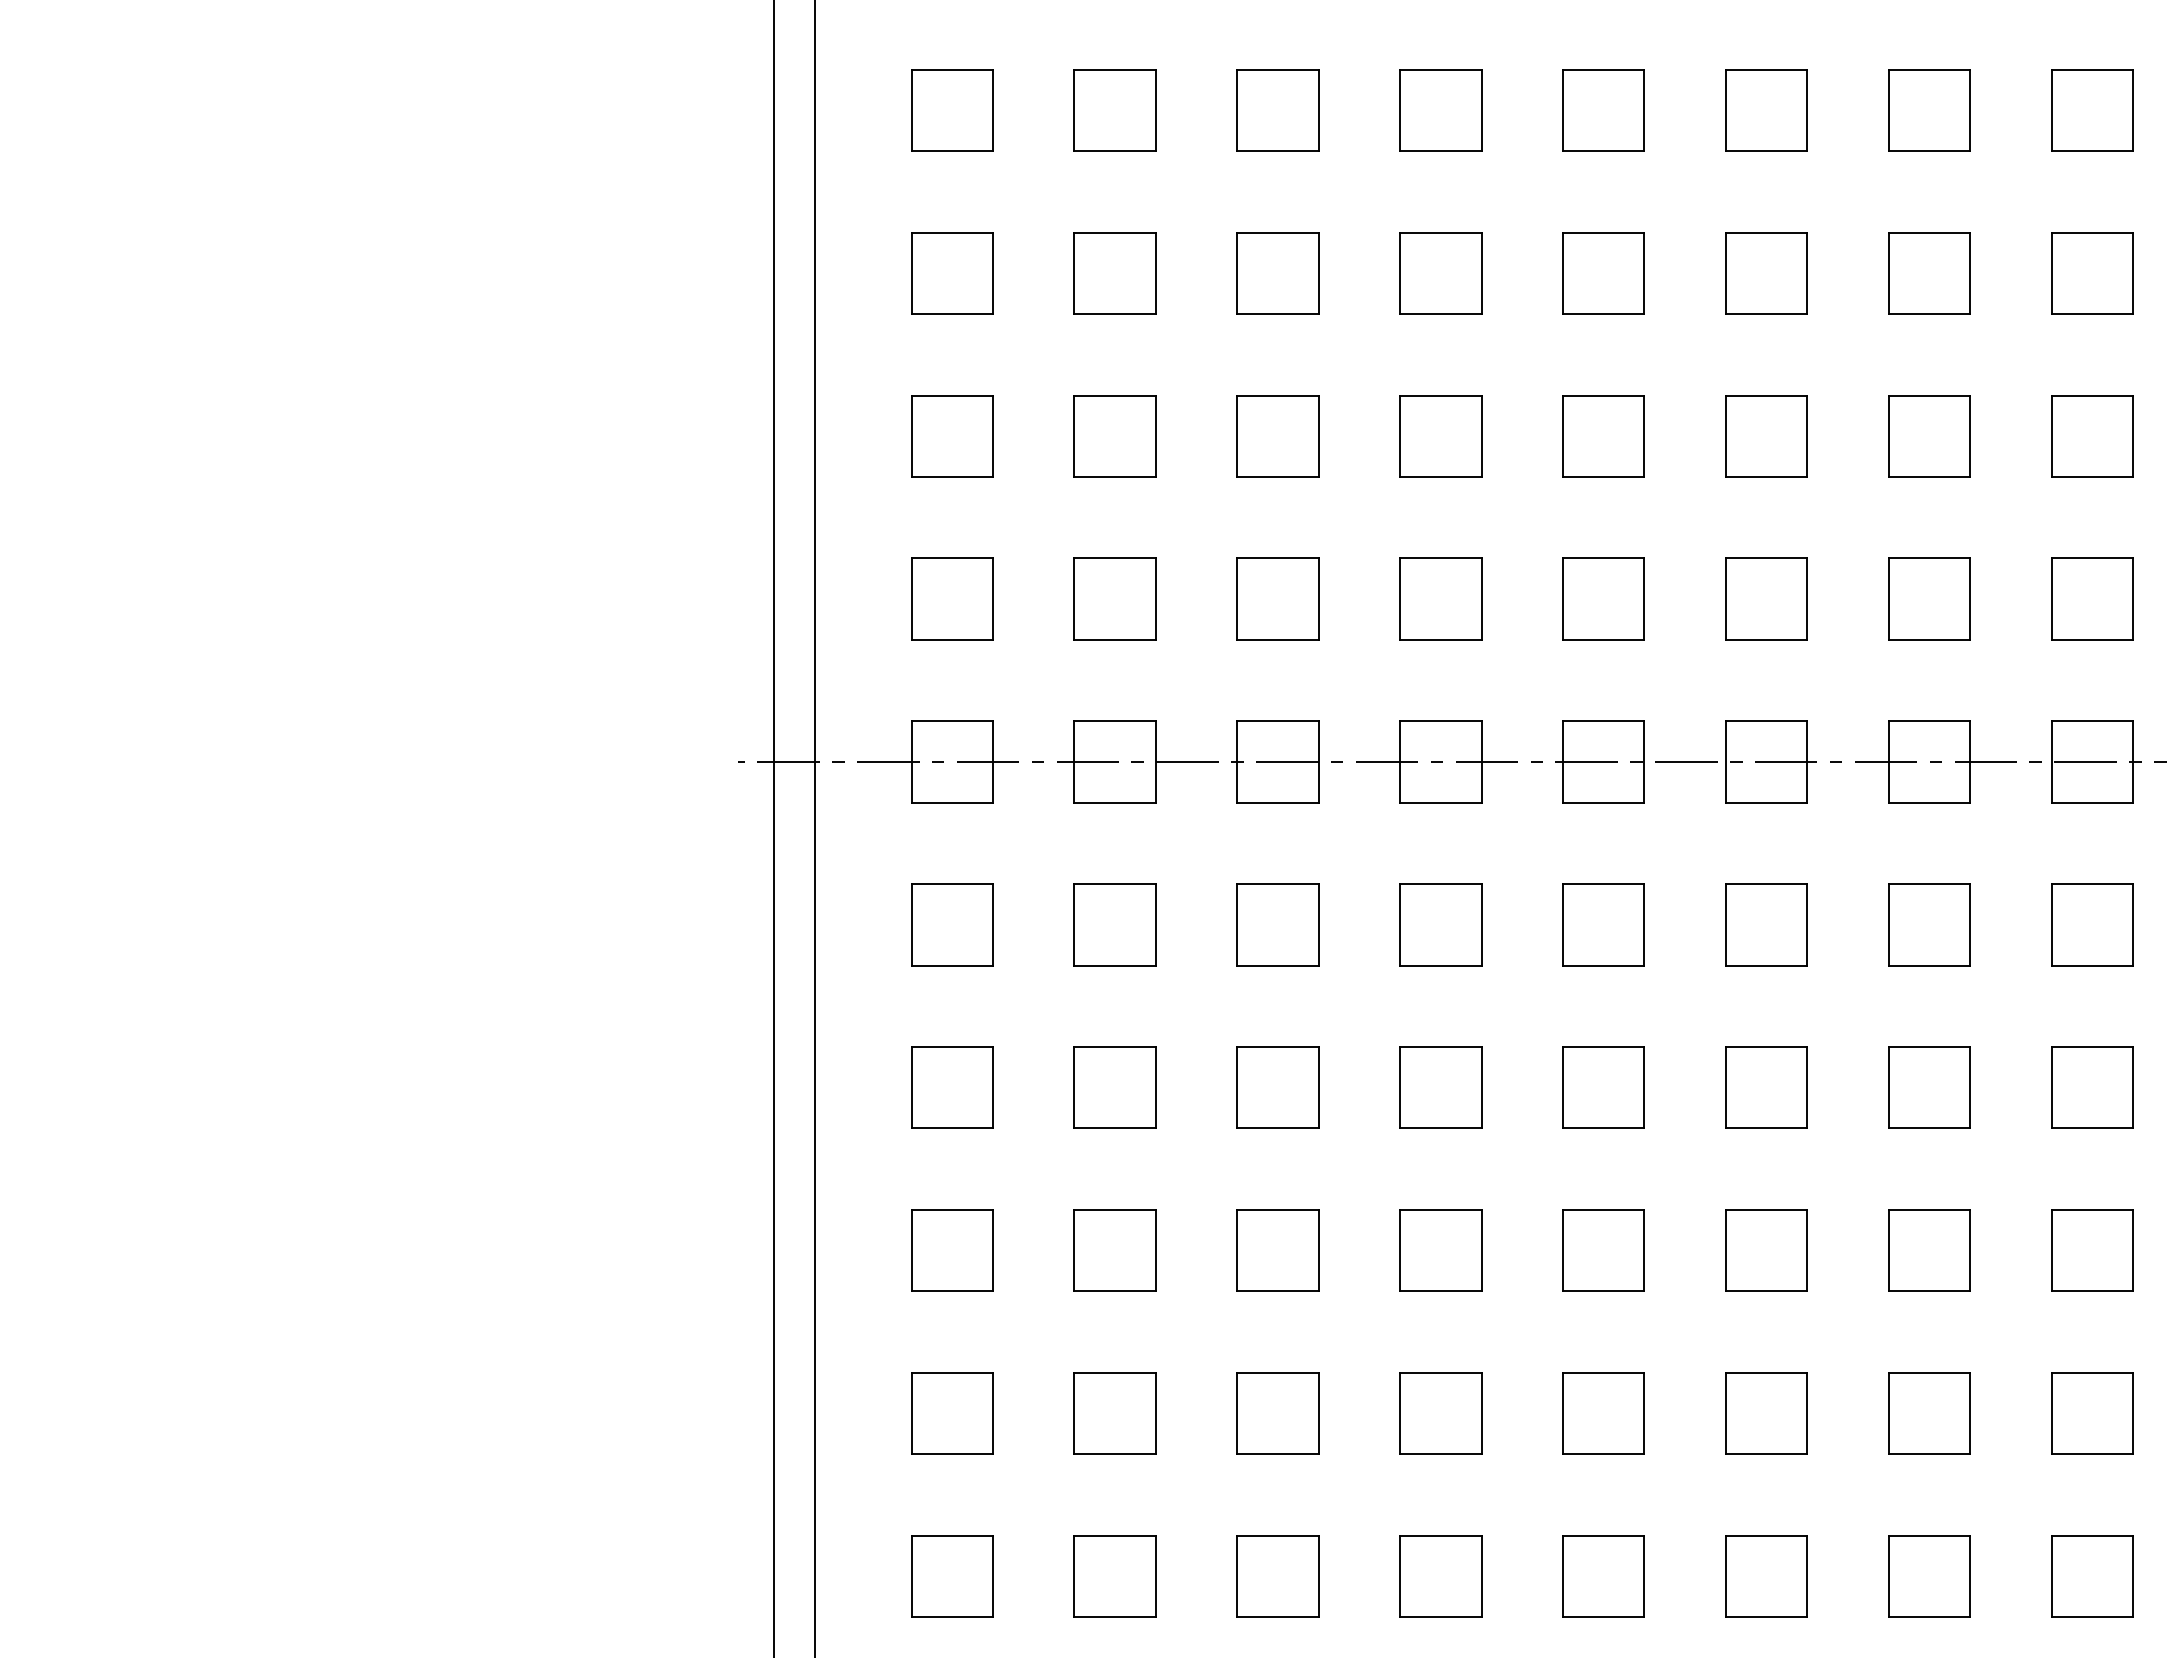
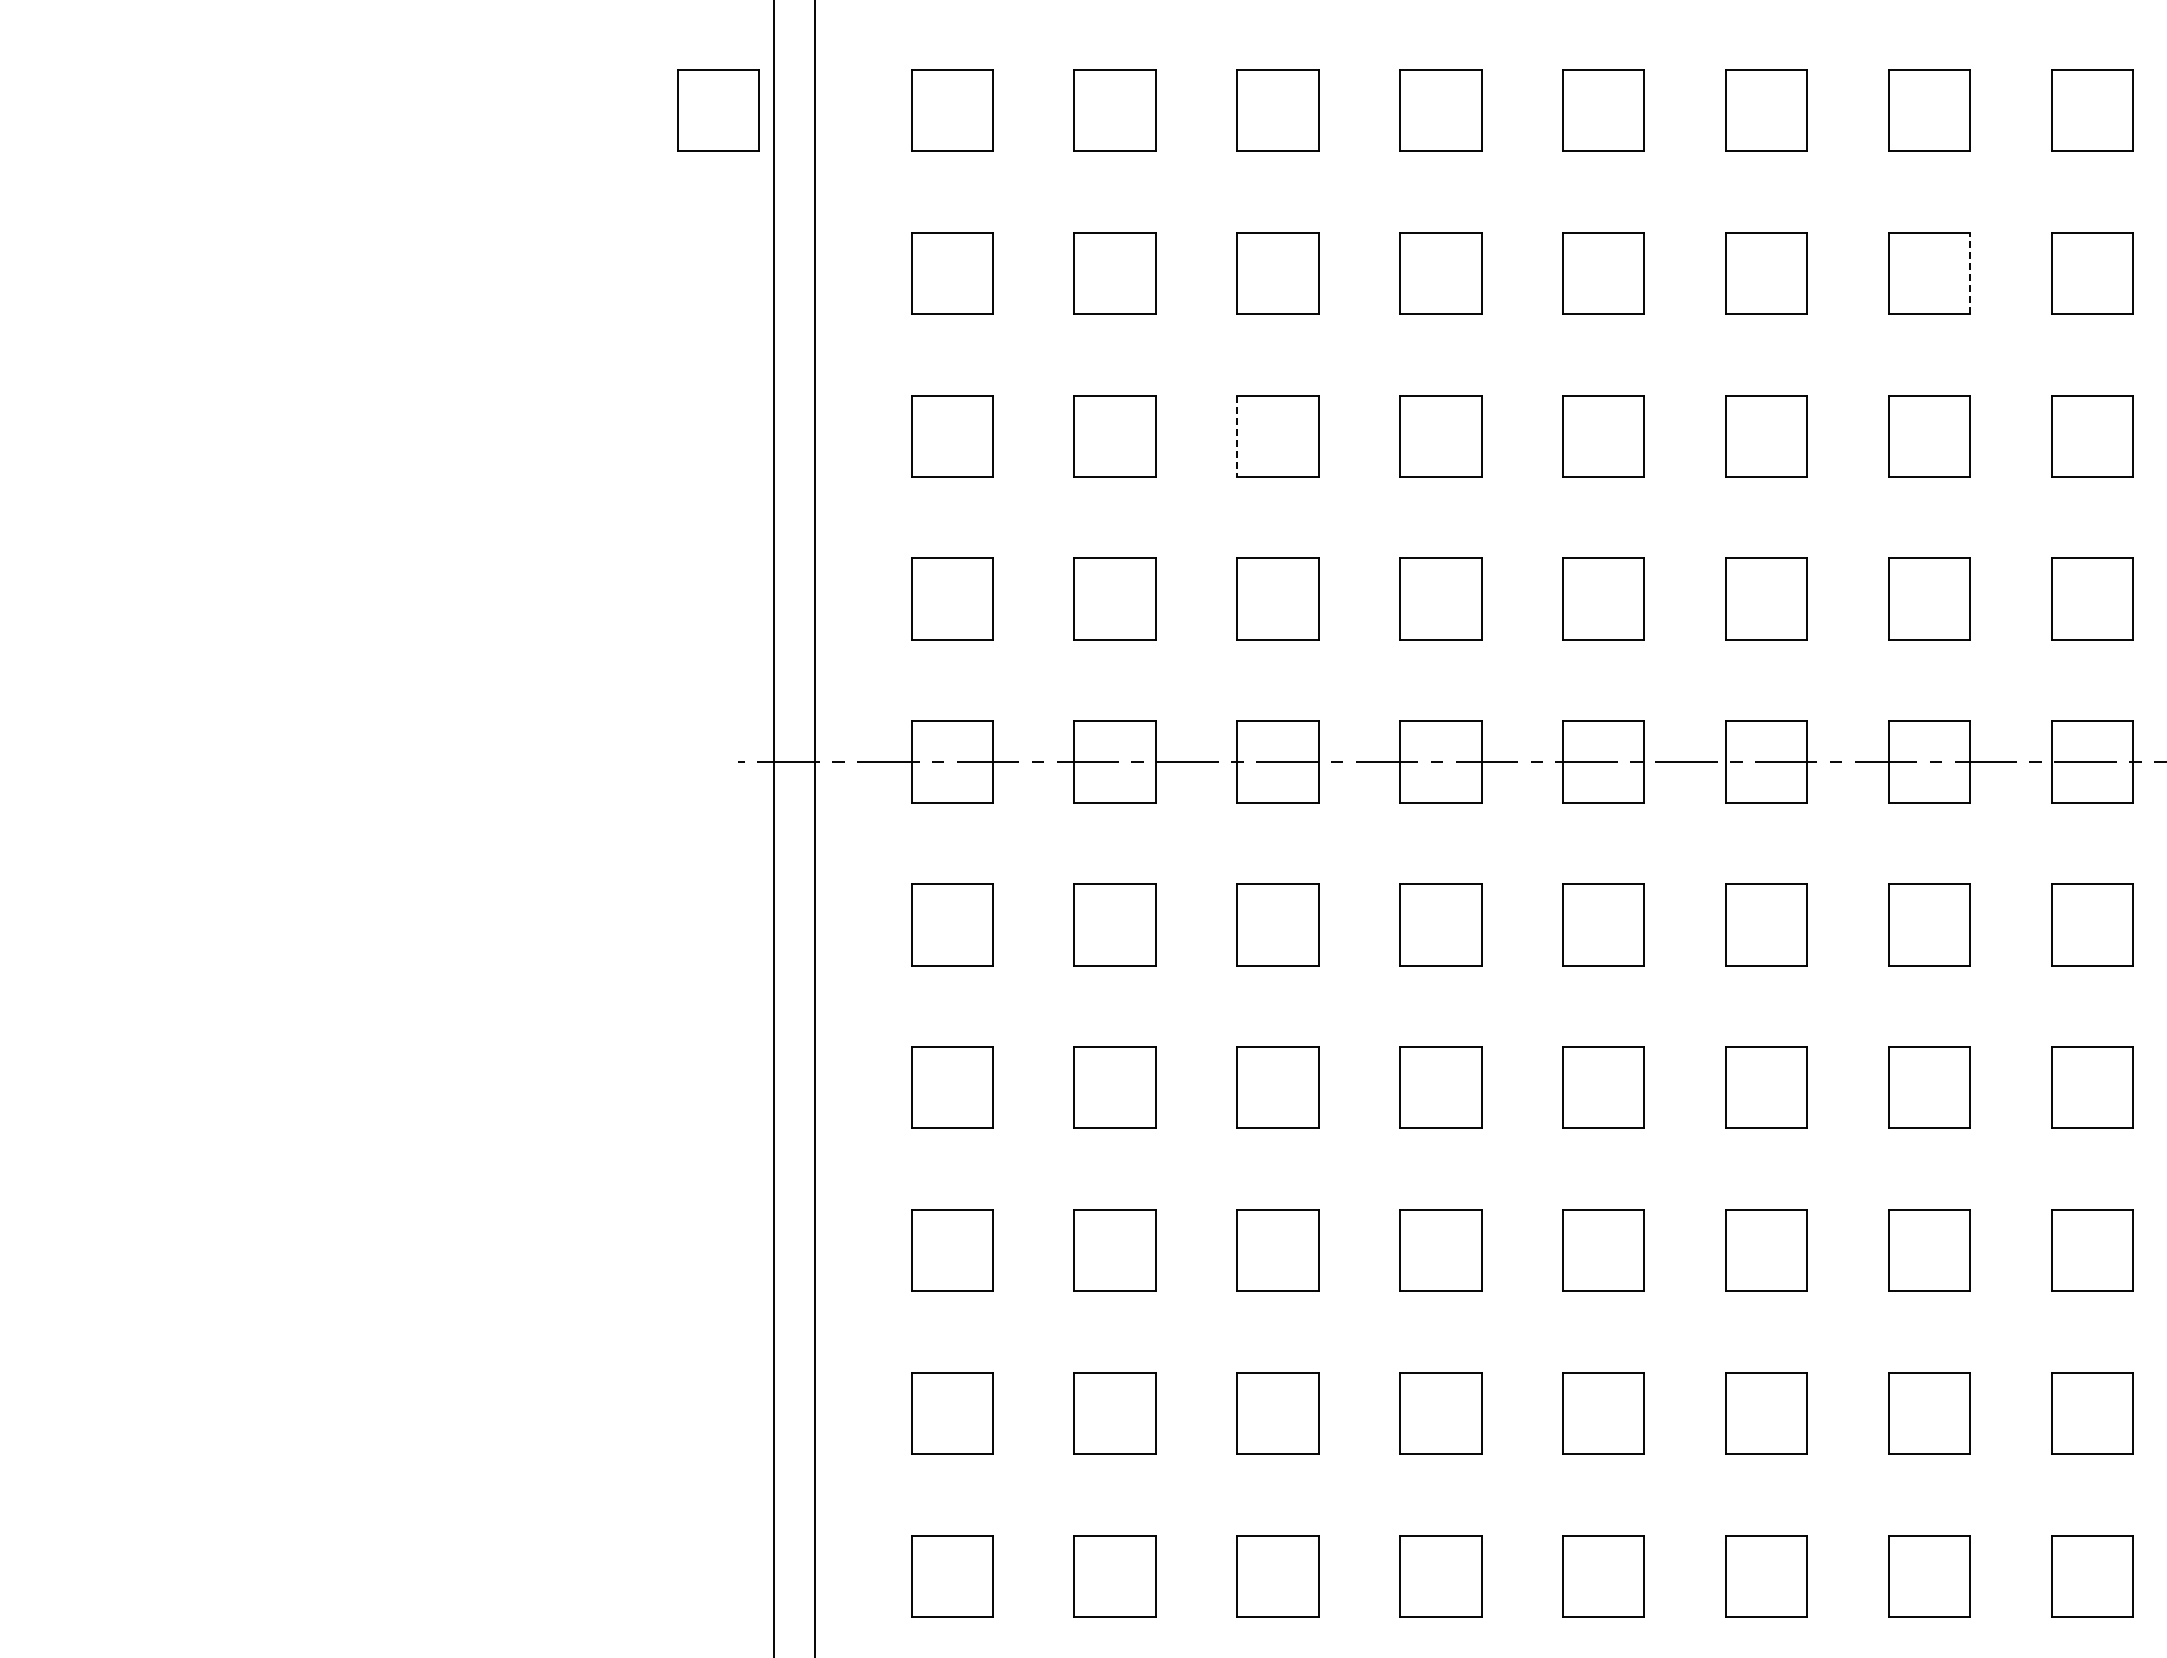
part: none -> present (718, 110)
line: solid -> dashed (1970, 273)
line: solid -> dashed (1237, 436)
